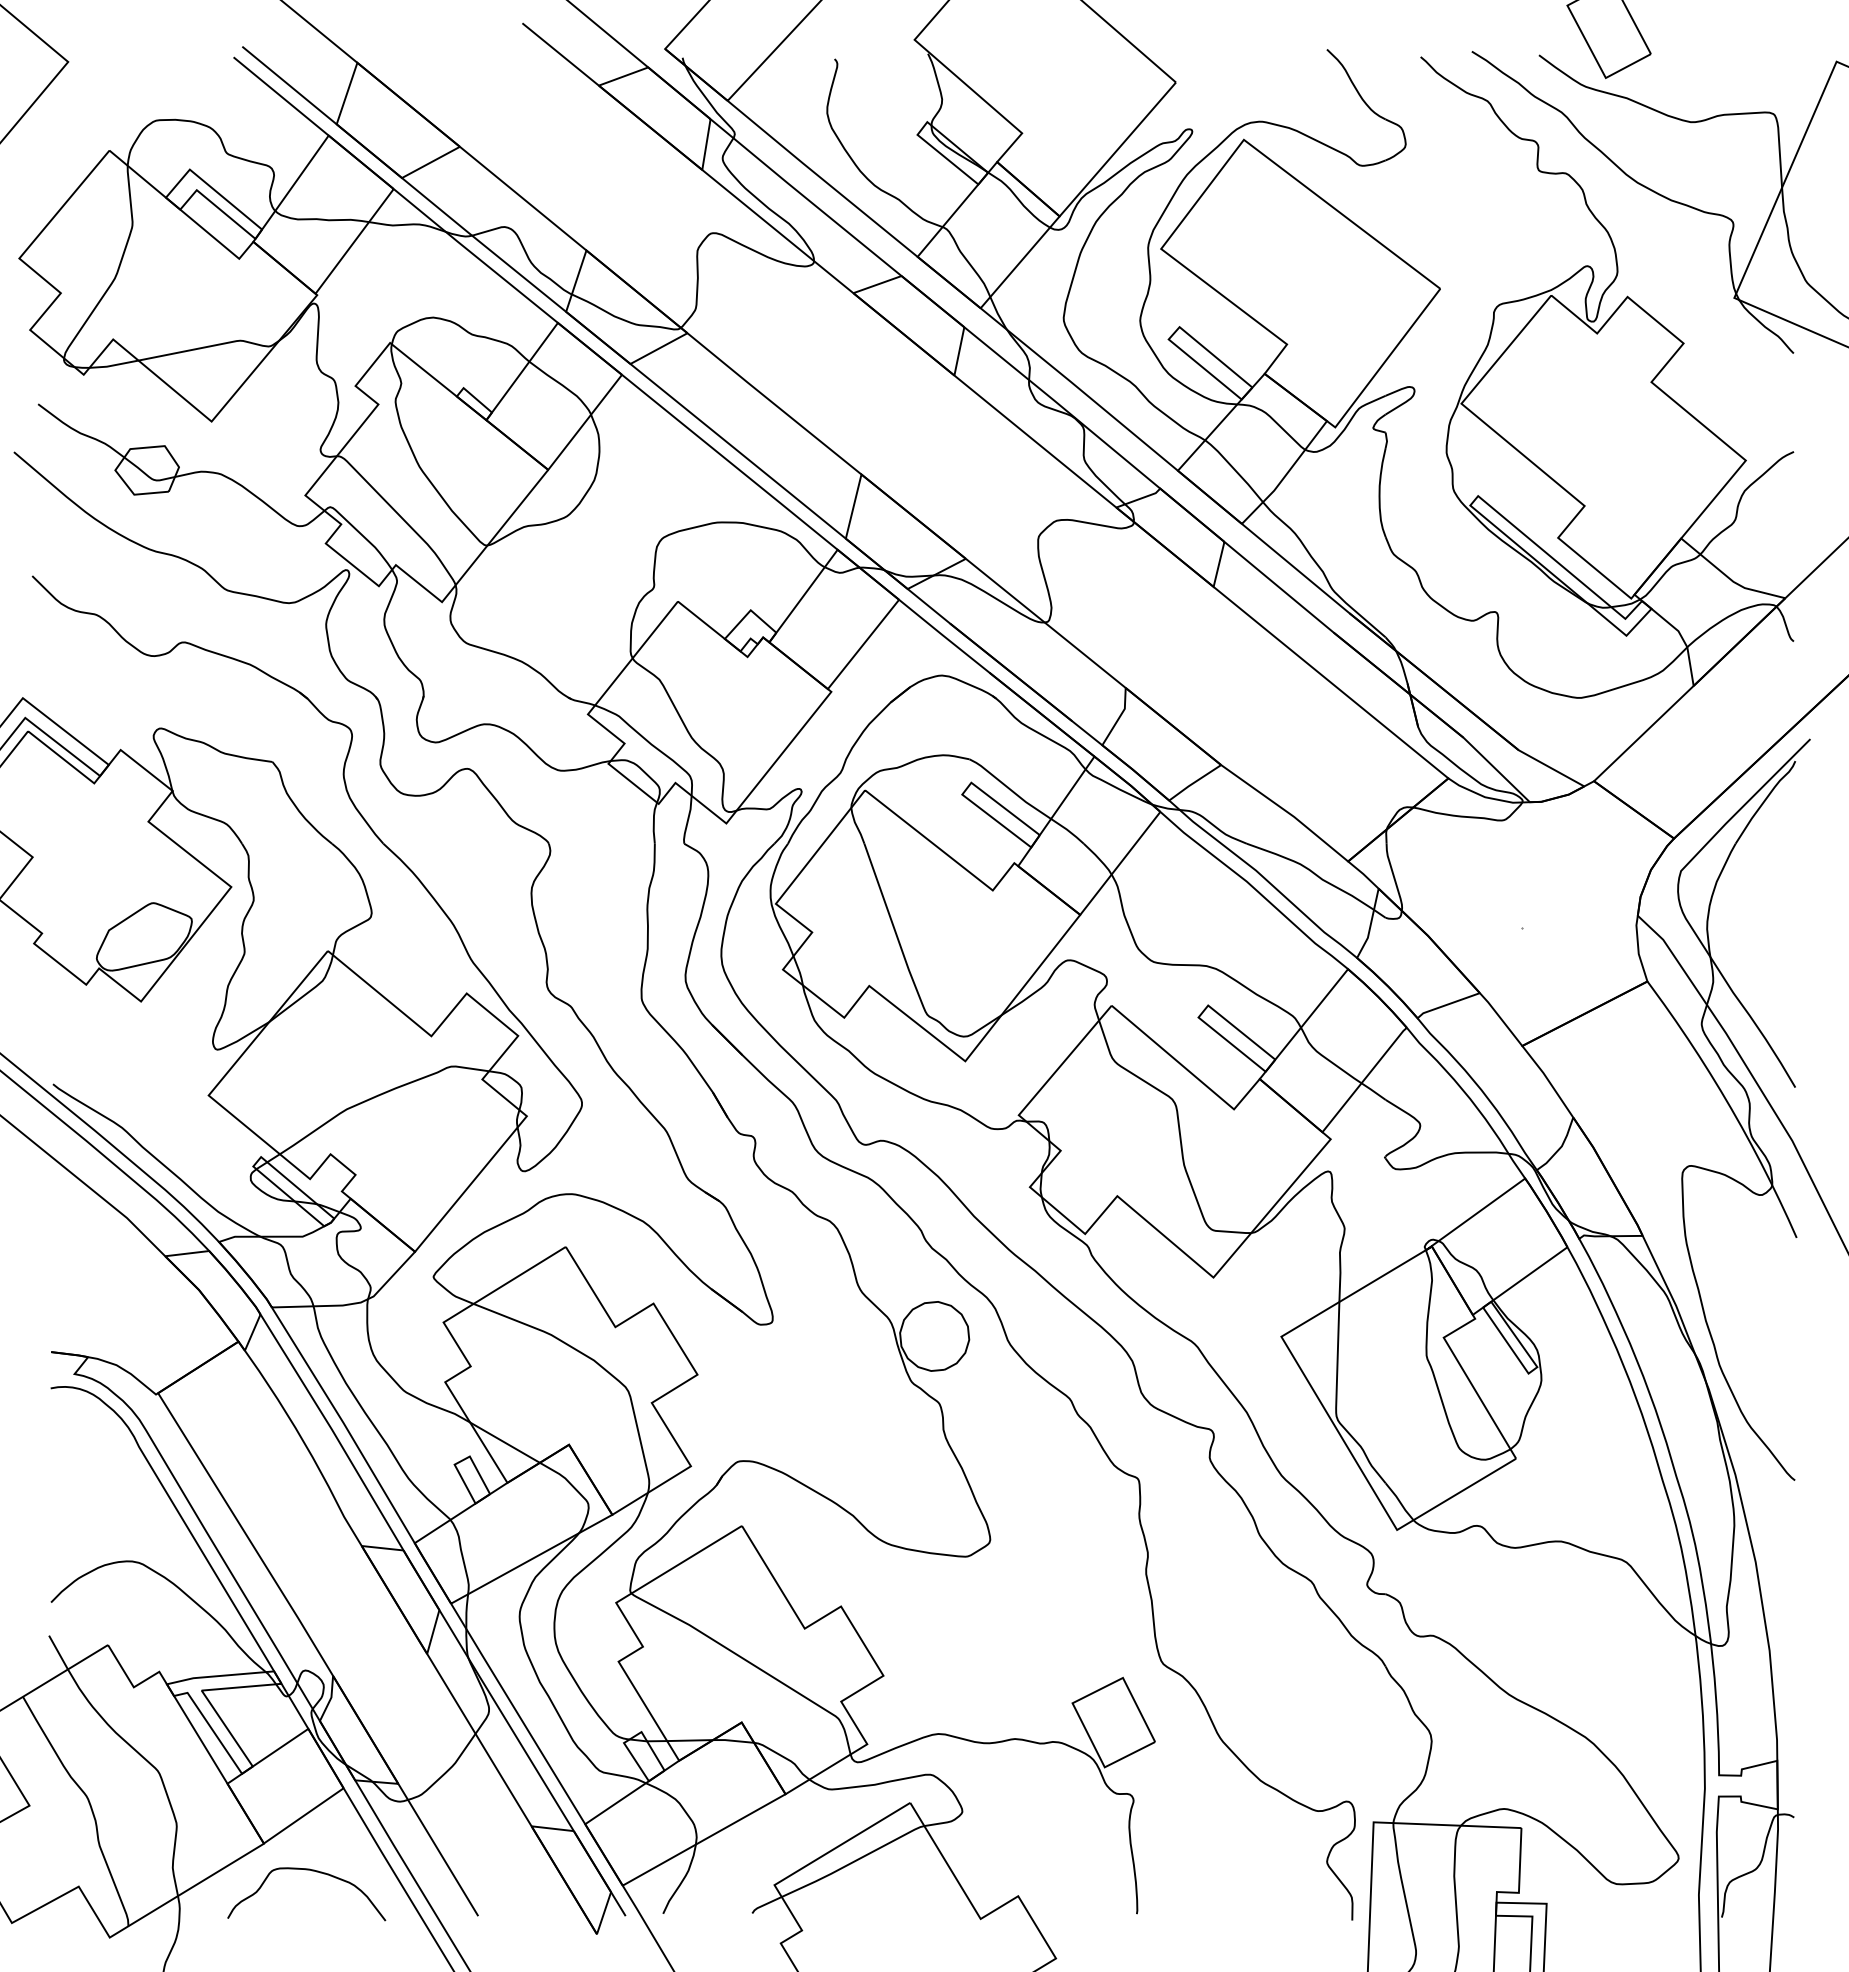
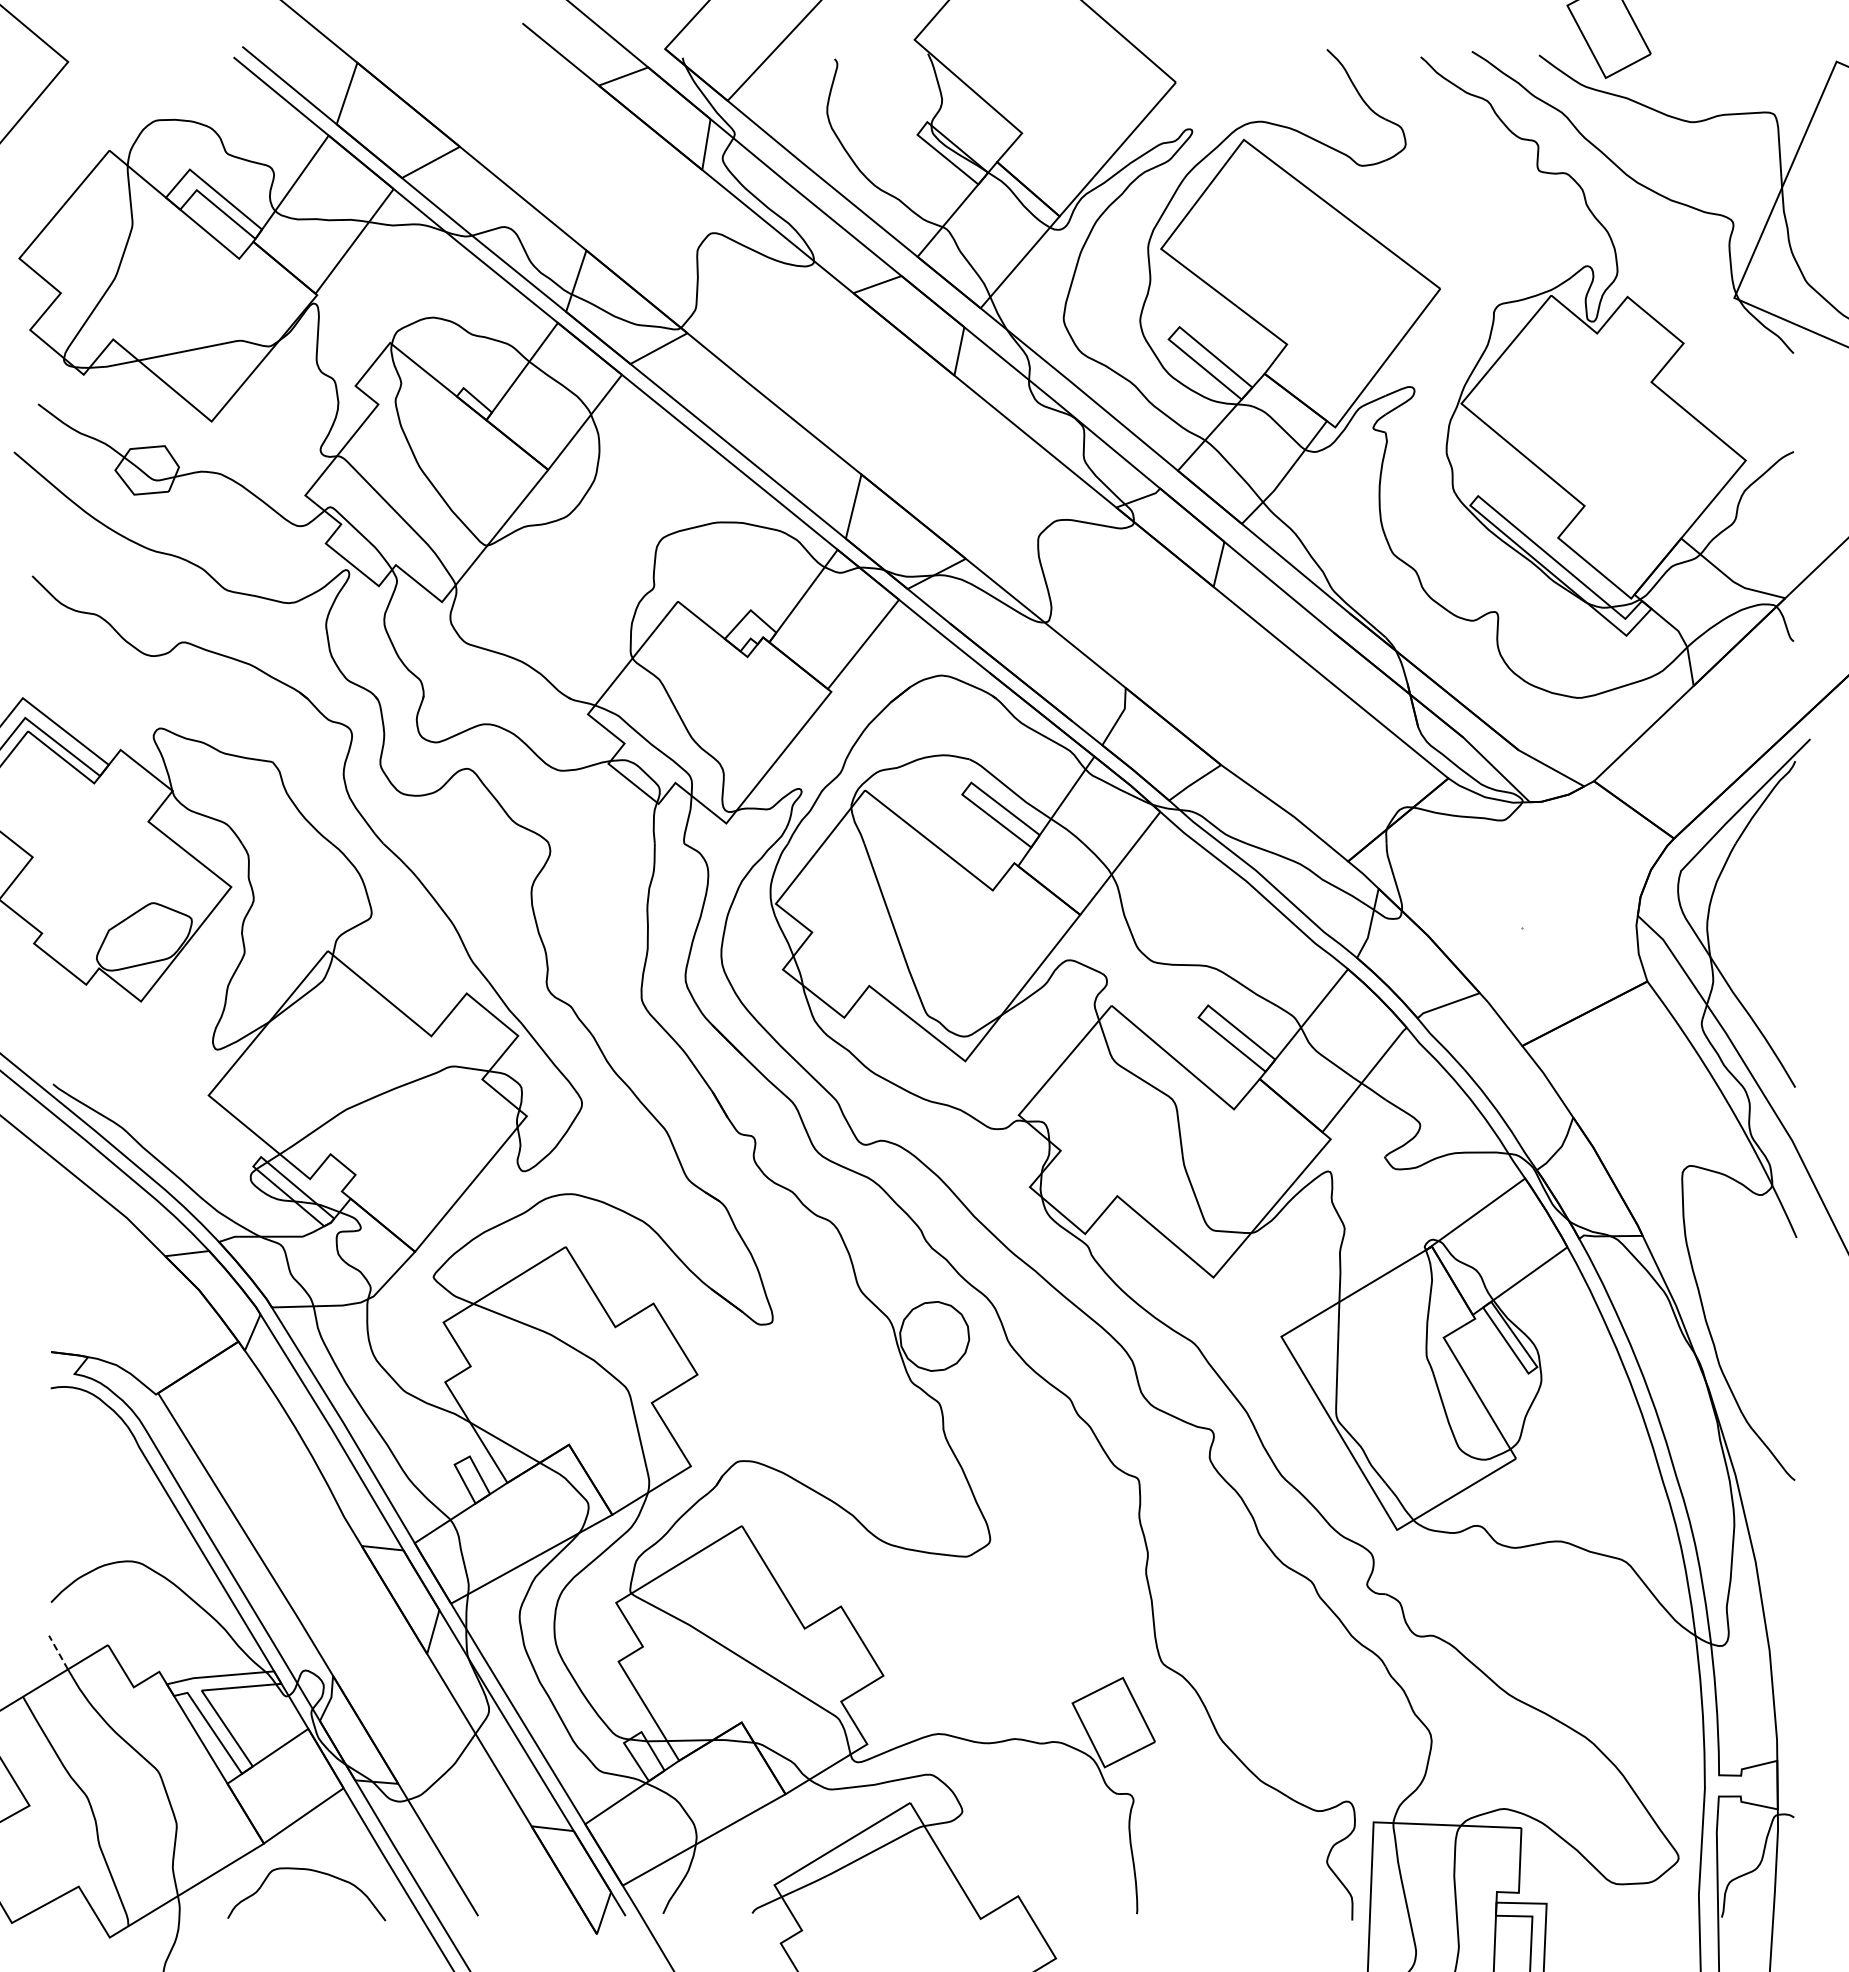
line: solid -> dashed (58, 1652)
